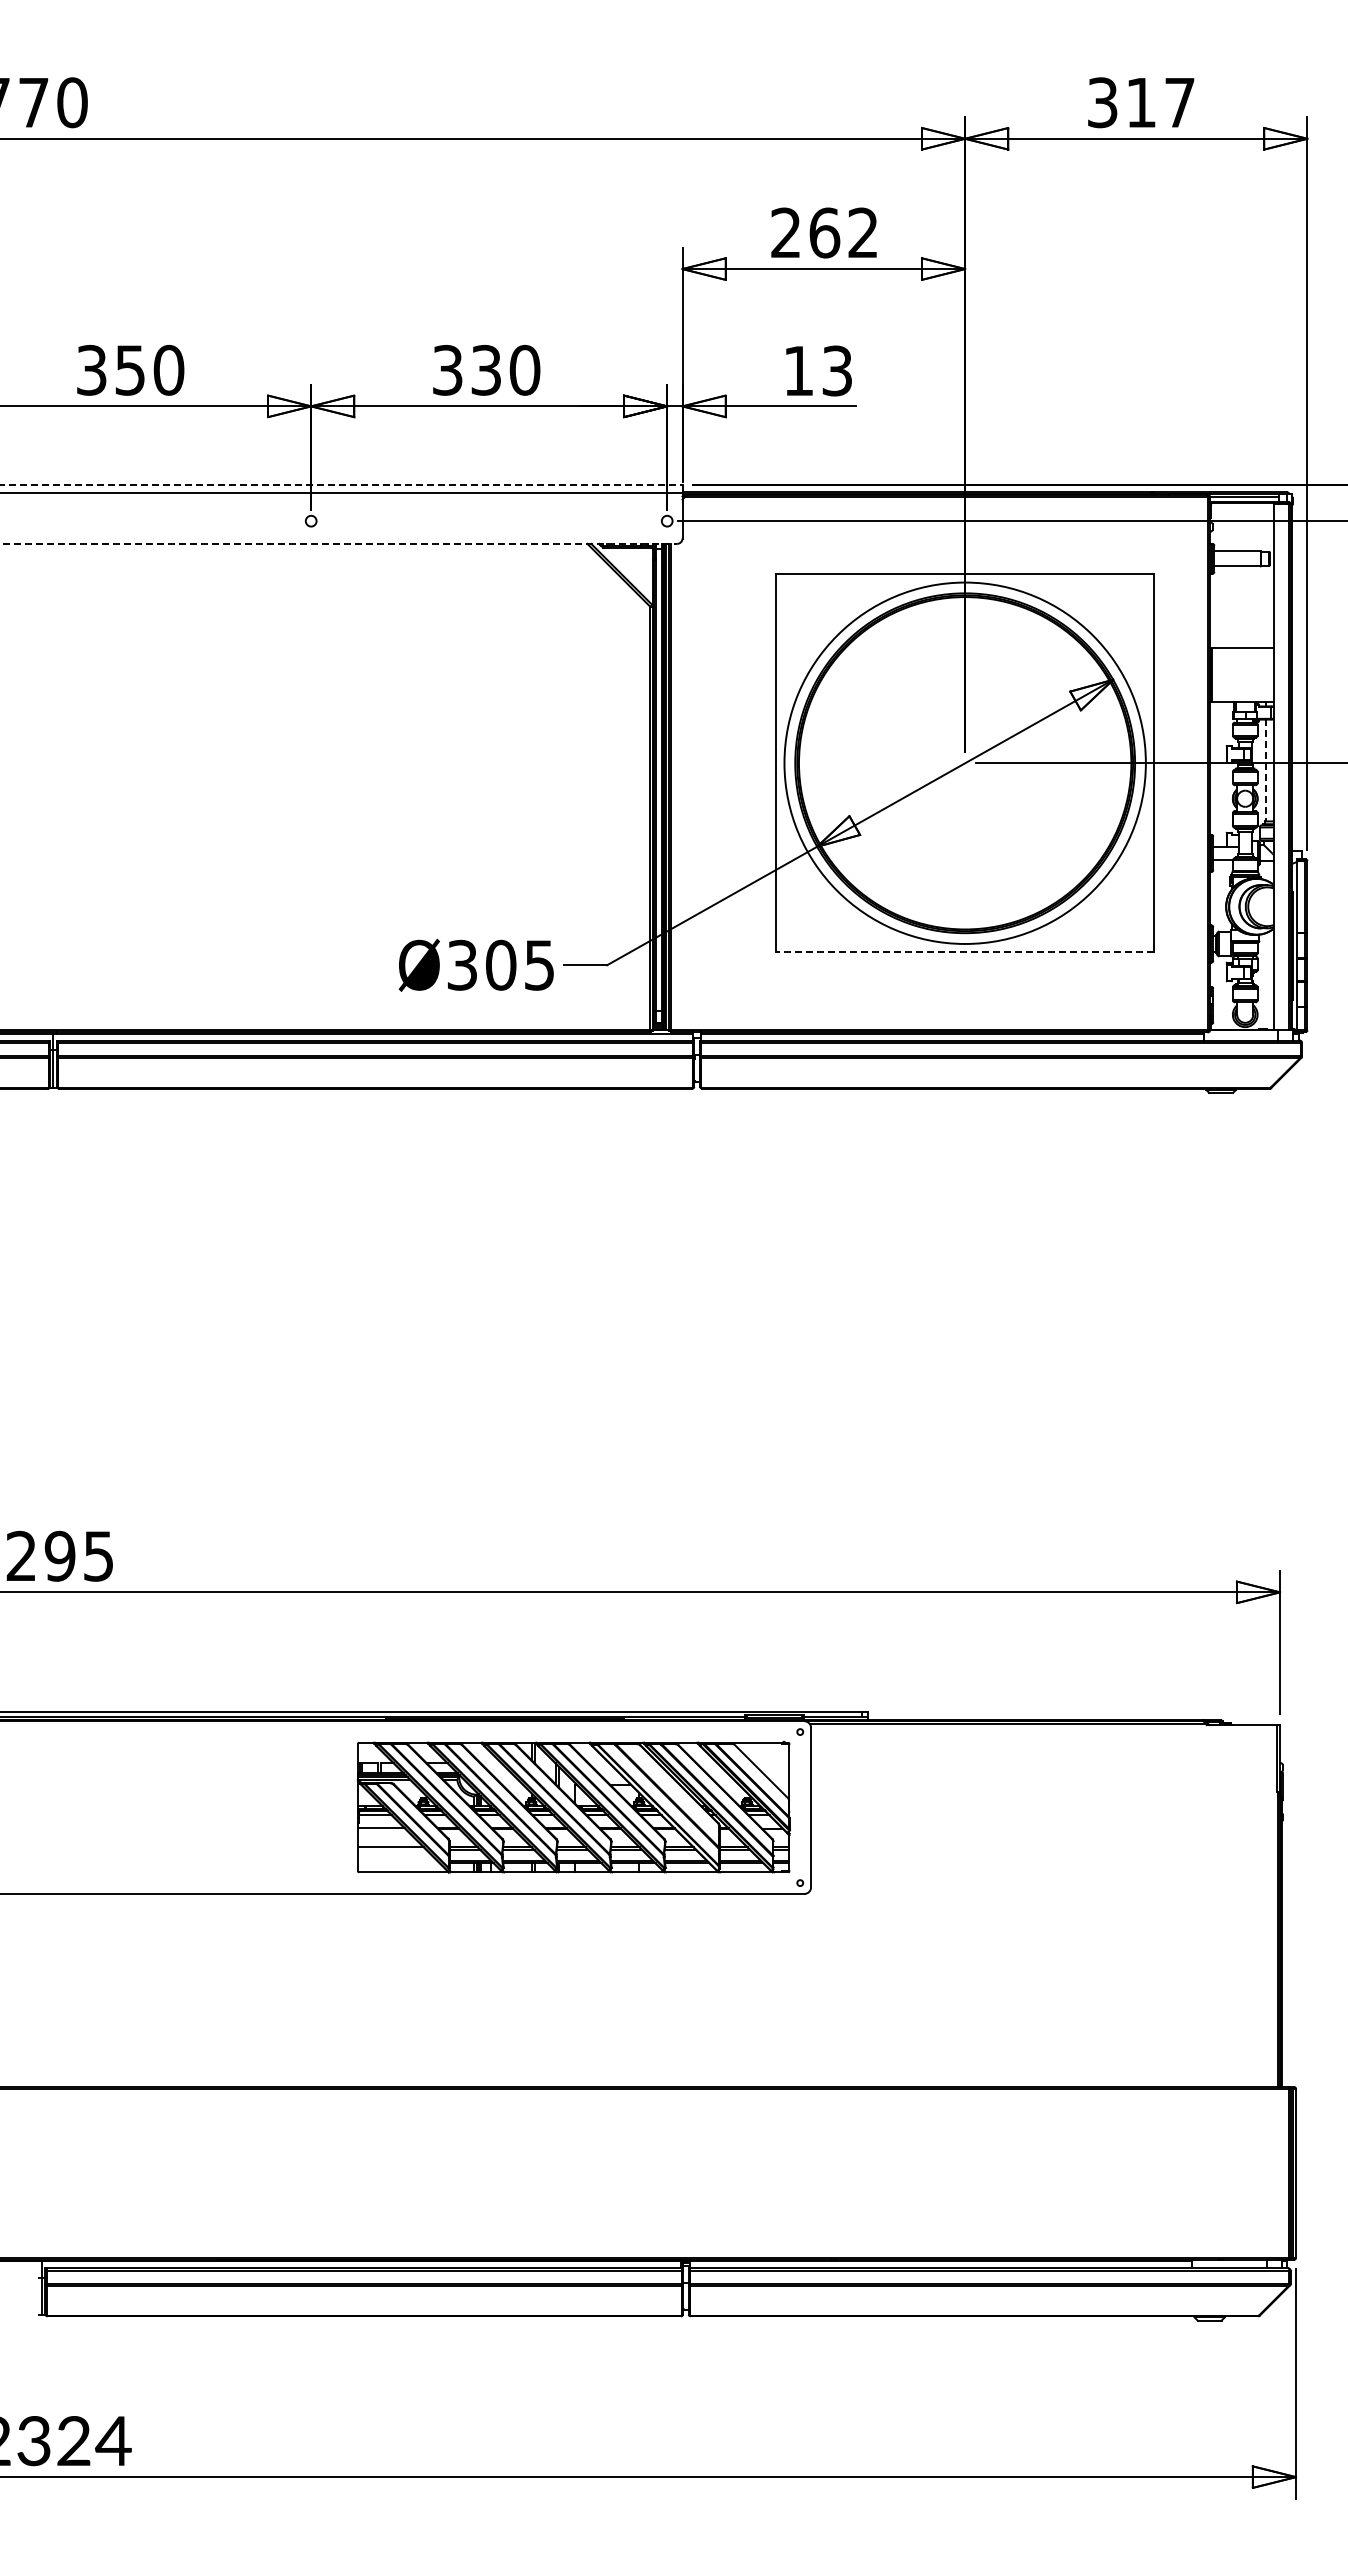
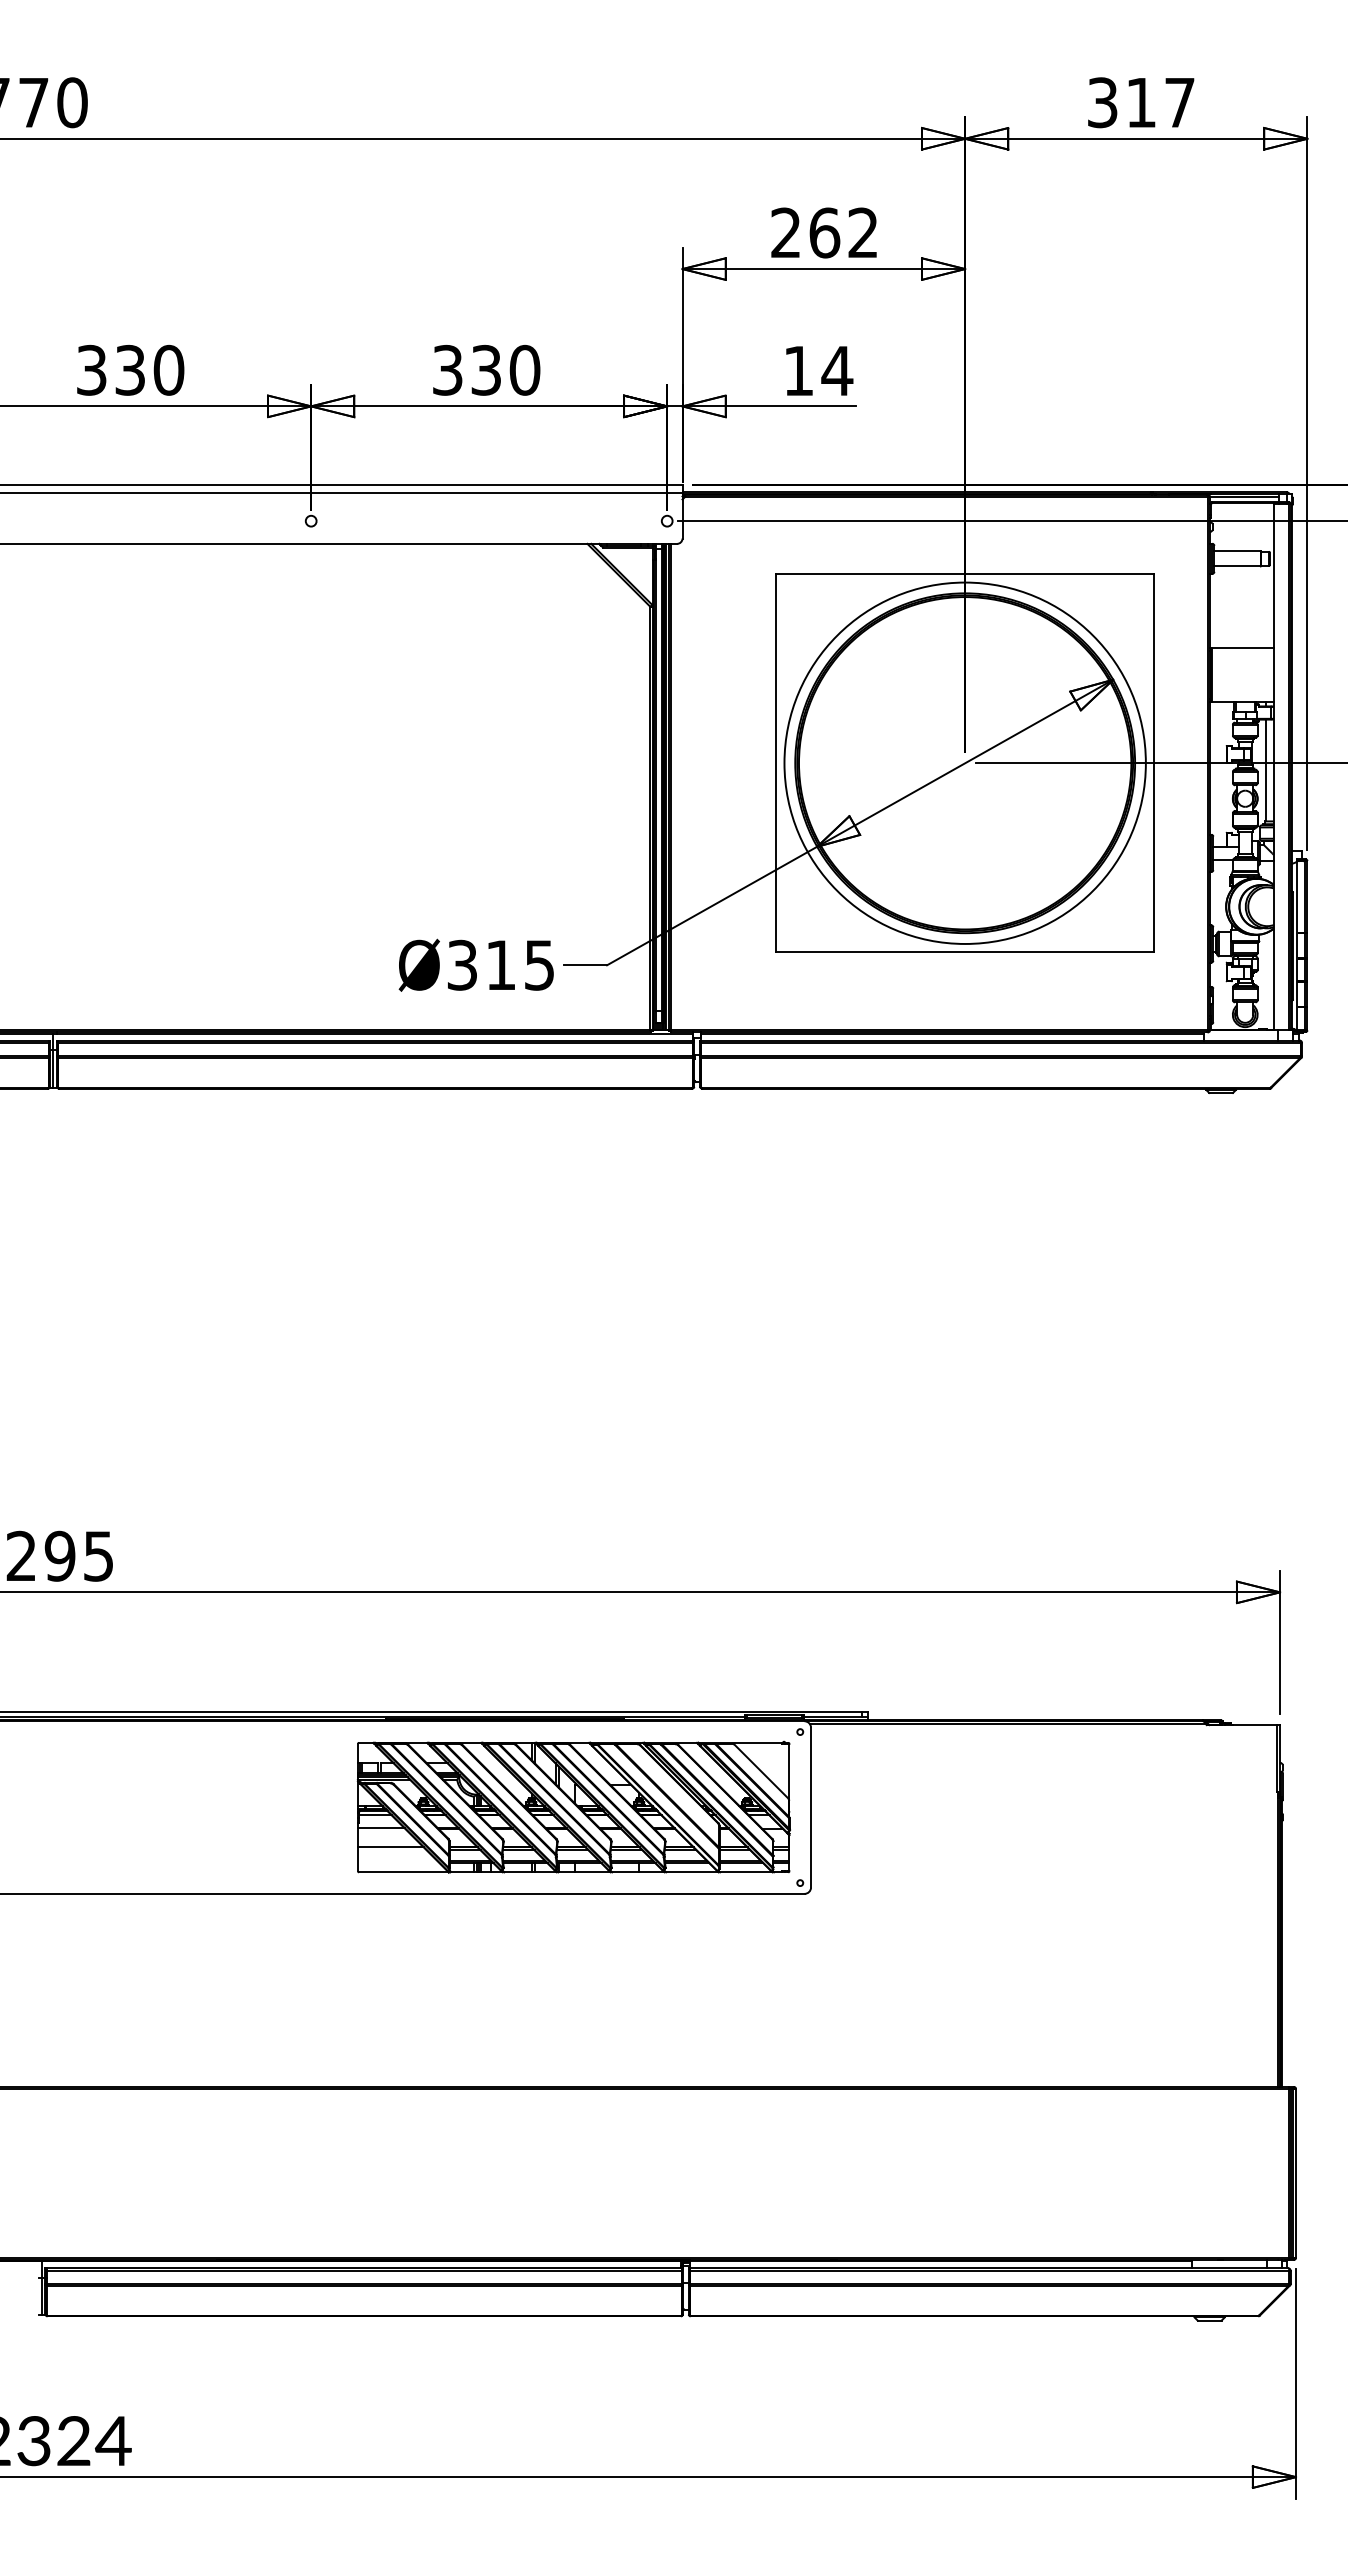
text: 350 -> 330 (130, 369)
text: 13 -> 14 (837, 370)
line: dashed -> solid (341, 484)
line: dashed -> solid (339, 543)
line: dashed -> solid (1265, 770)
line: dashed -> solid (965, 952)
text: Ø305 -> Ø315 (501, 964)
